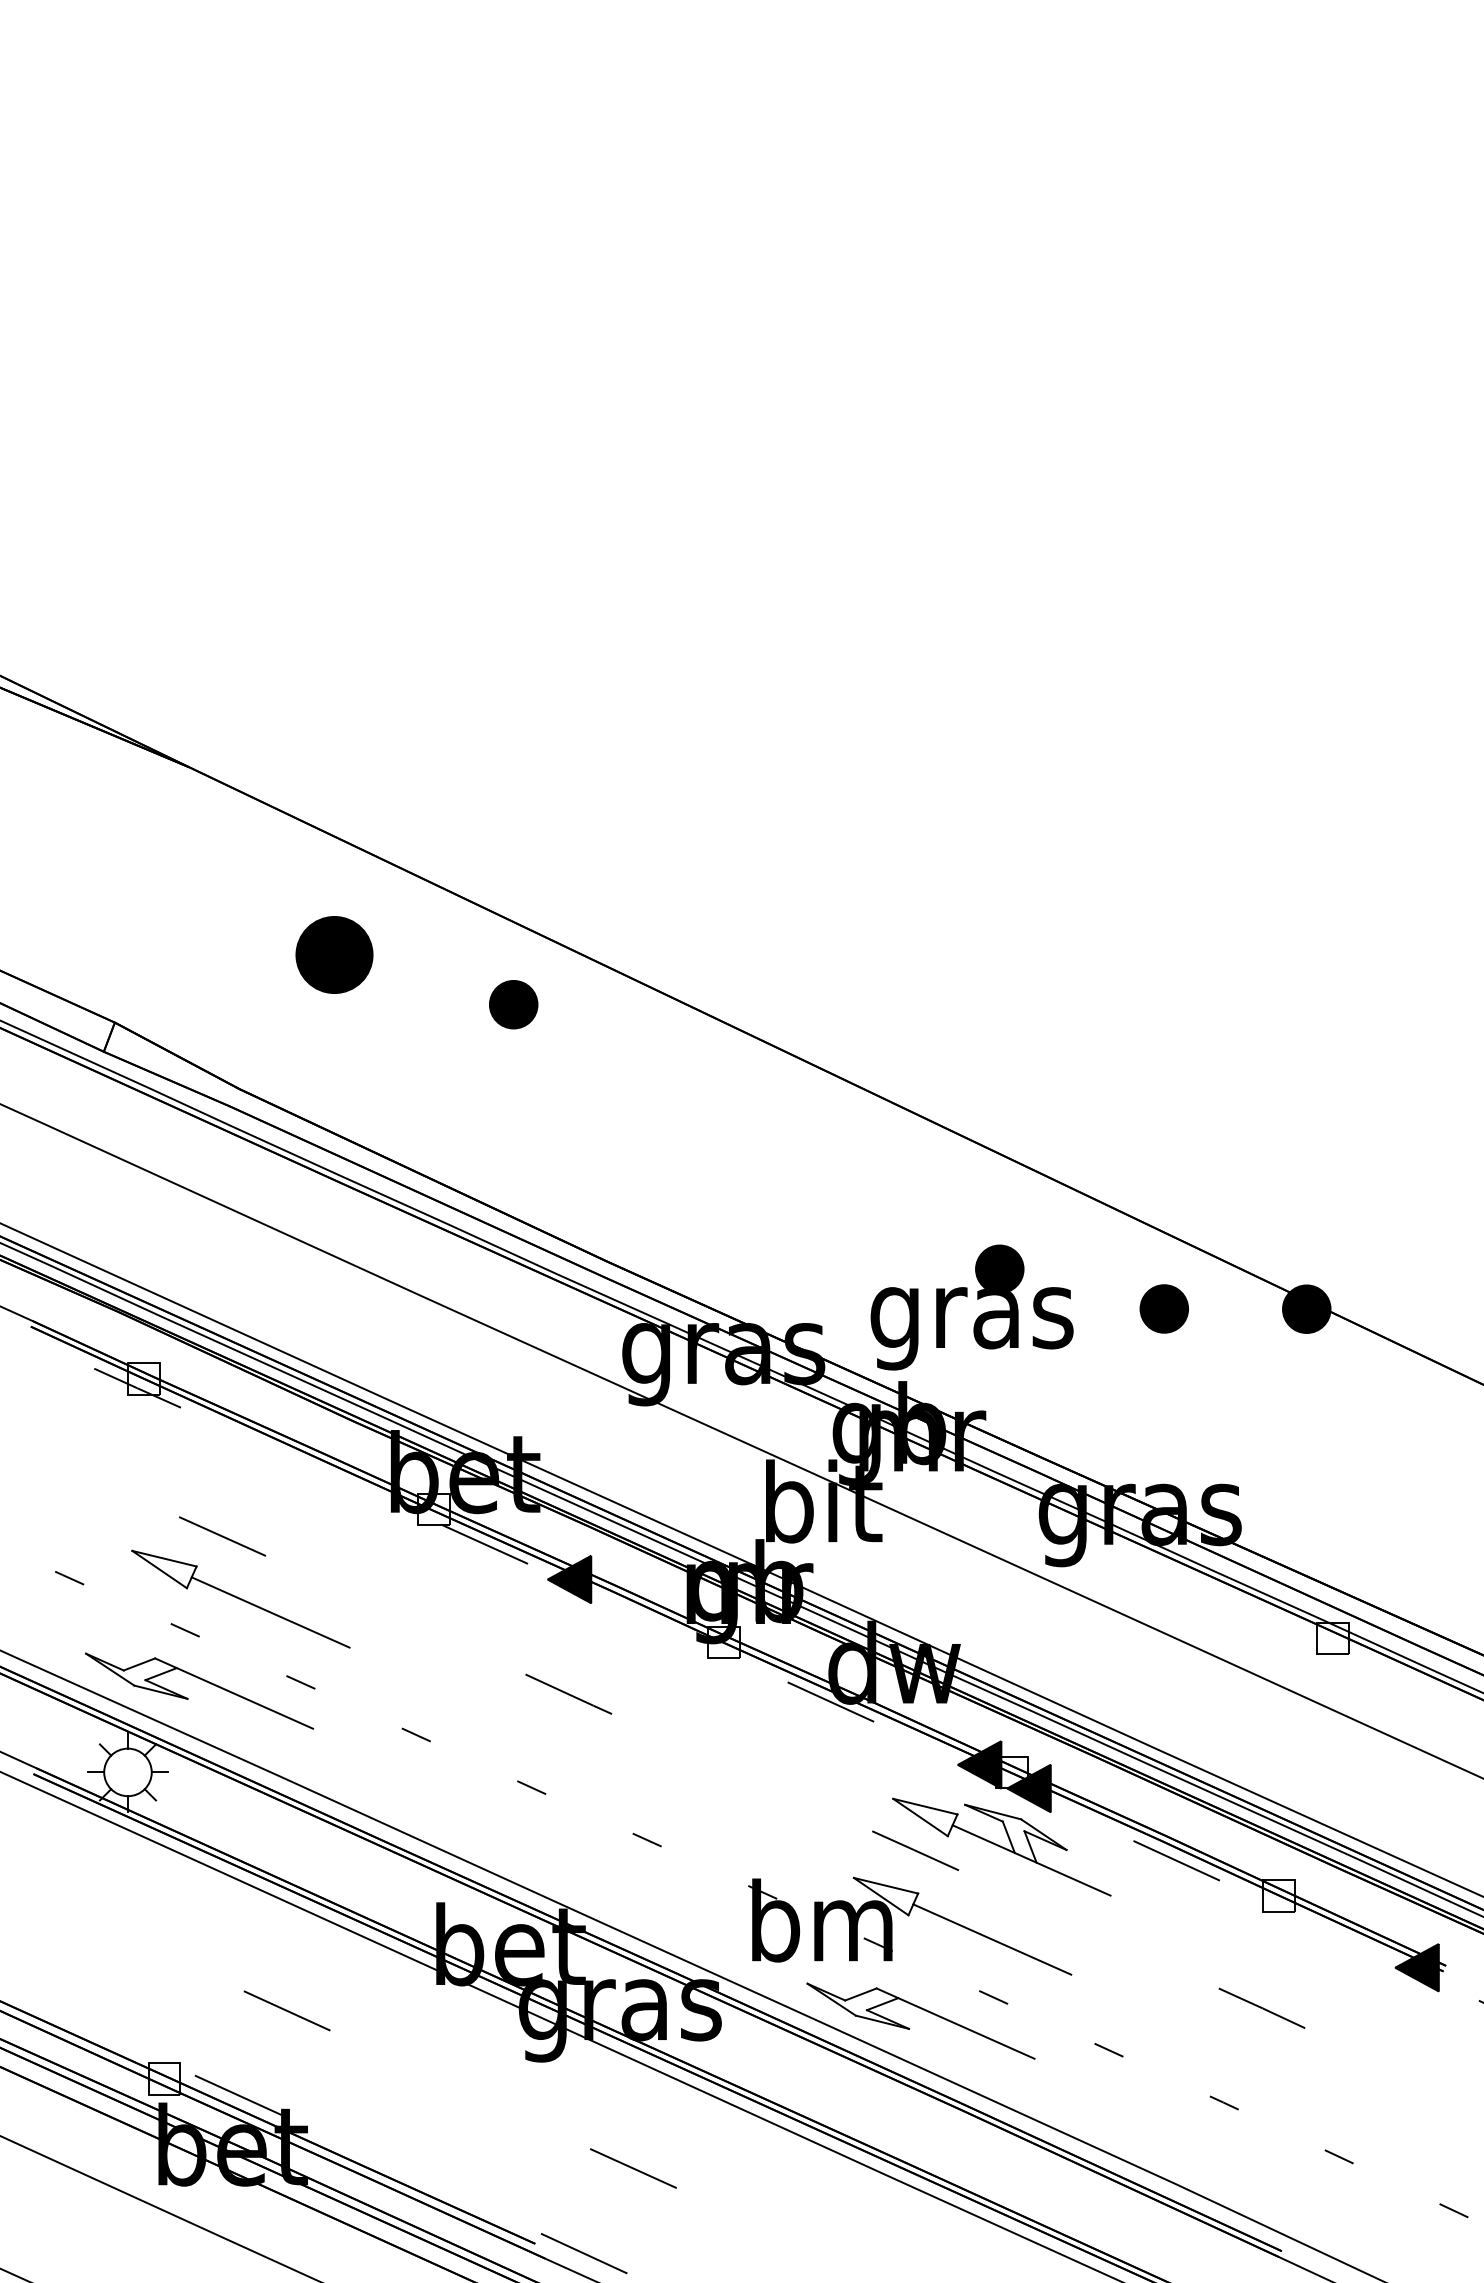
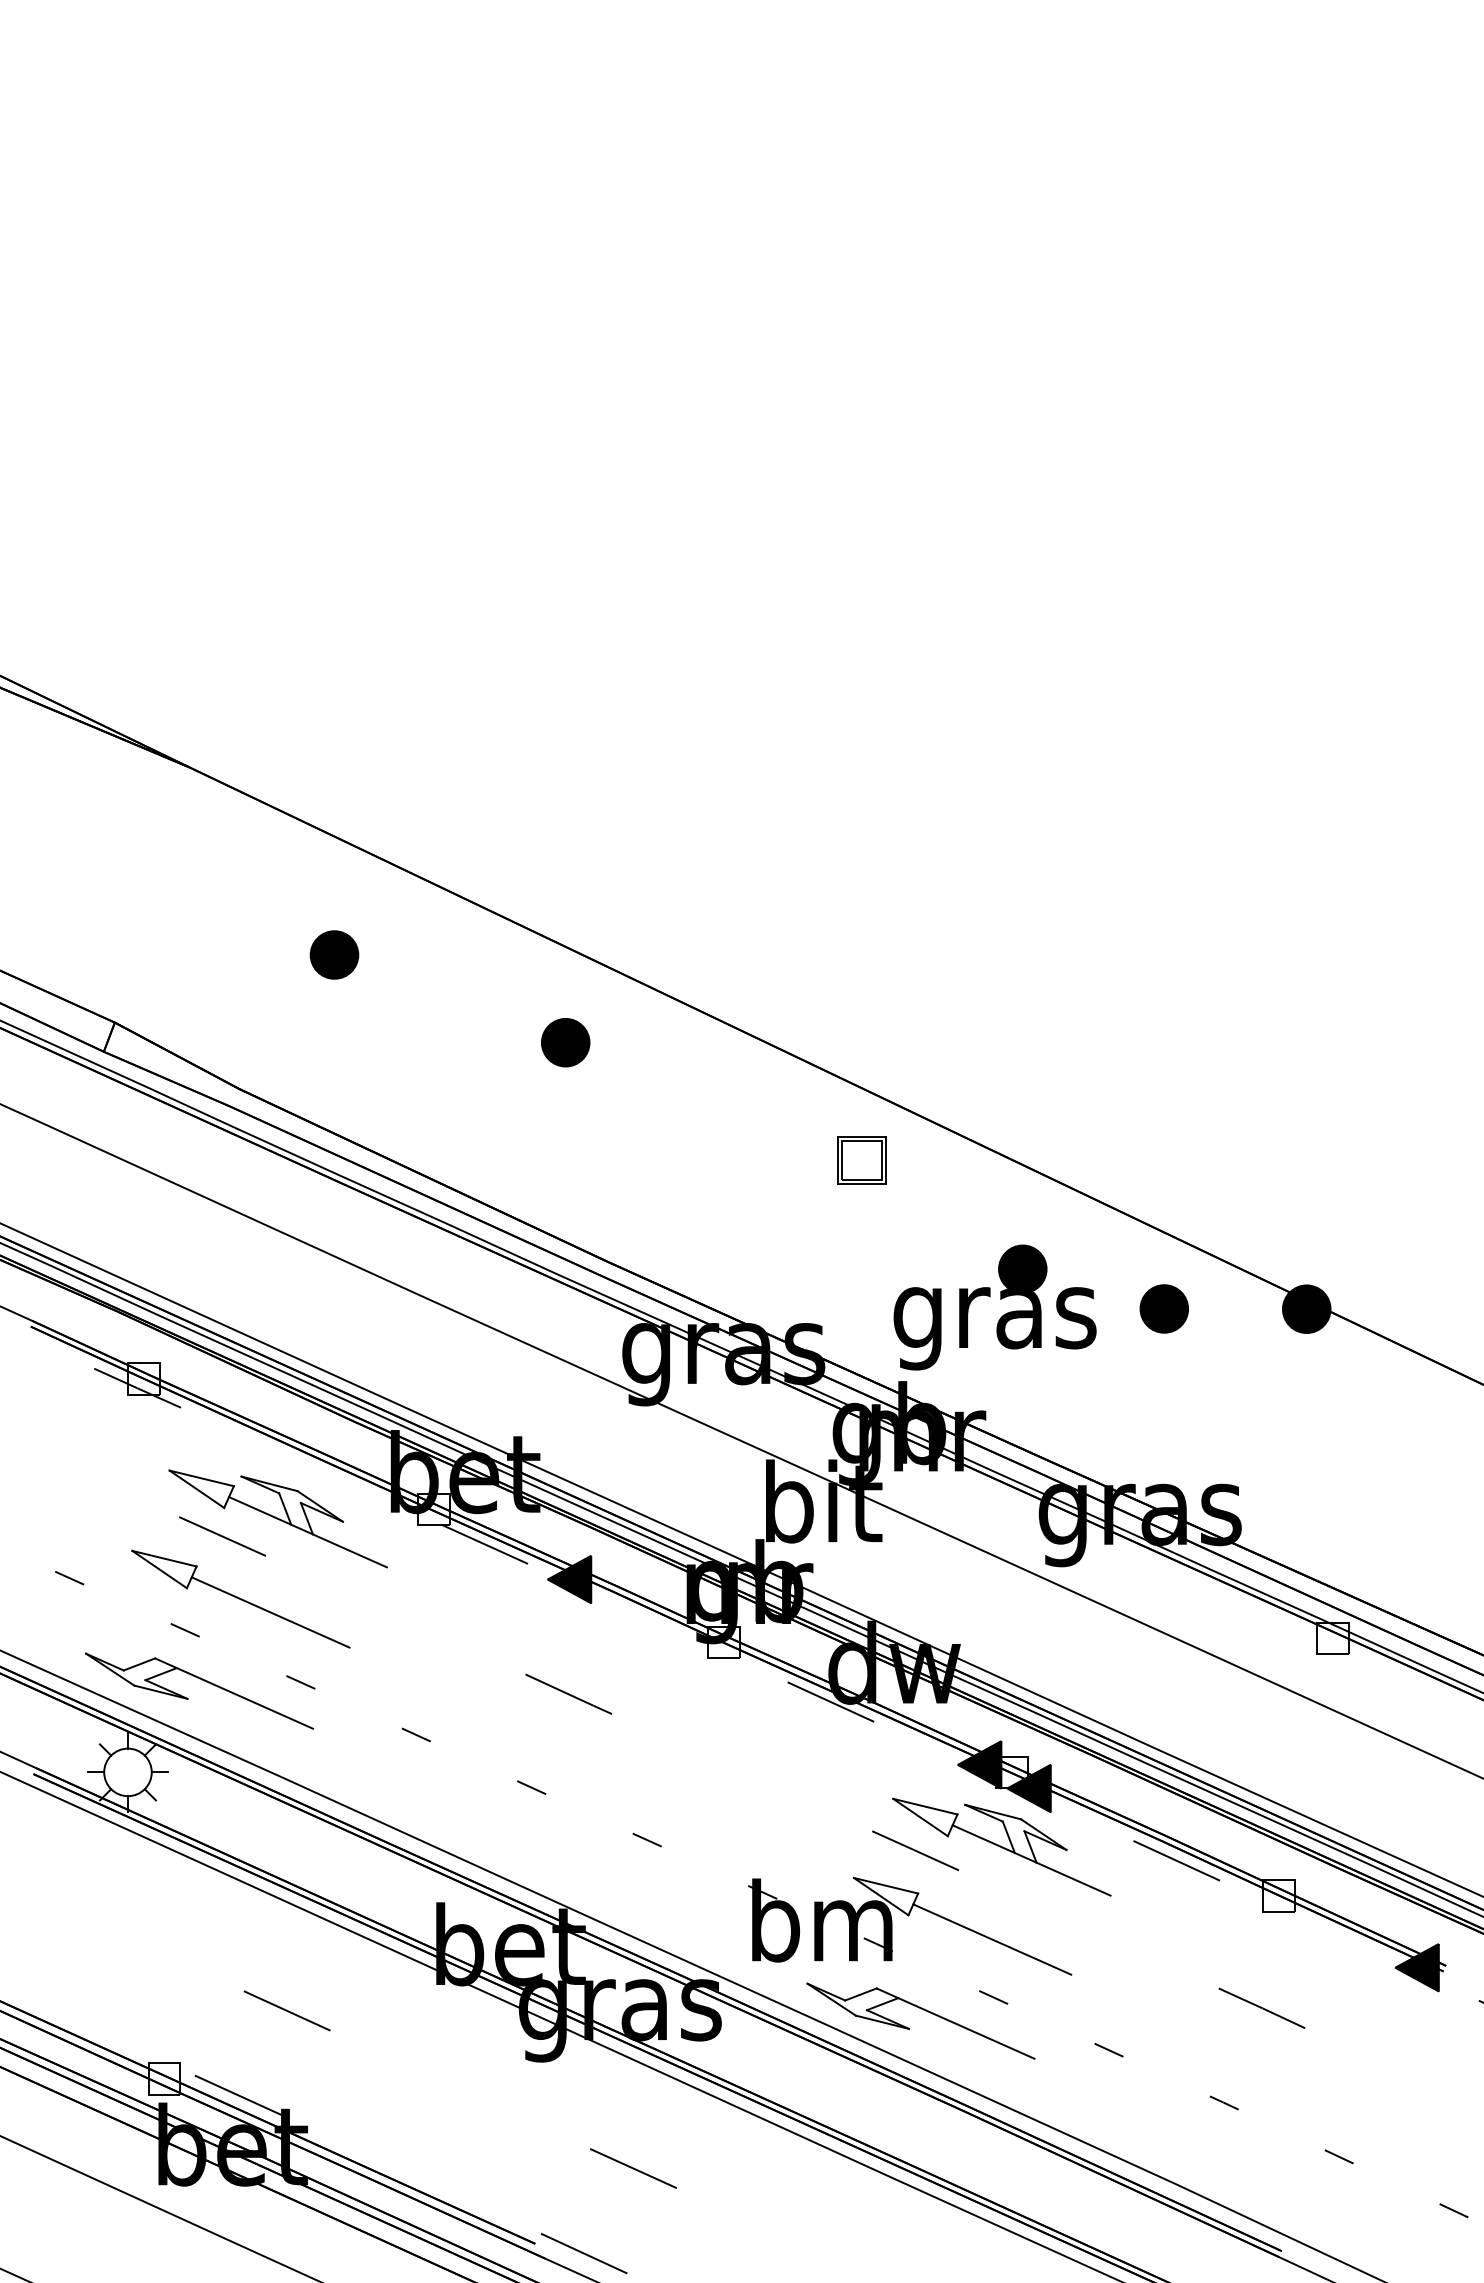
part size: 79x78 px -> 51x50 px (334, 954)
part position: (513, 1004) -> (565, 1042) (565, 1042)
part: none -> present (861, 1160)
part position: (977, 1299) -> (1000, 1299) (1000, 1299)
part: none -> present (277, 1518)
